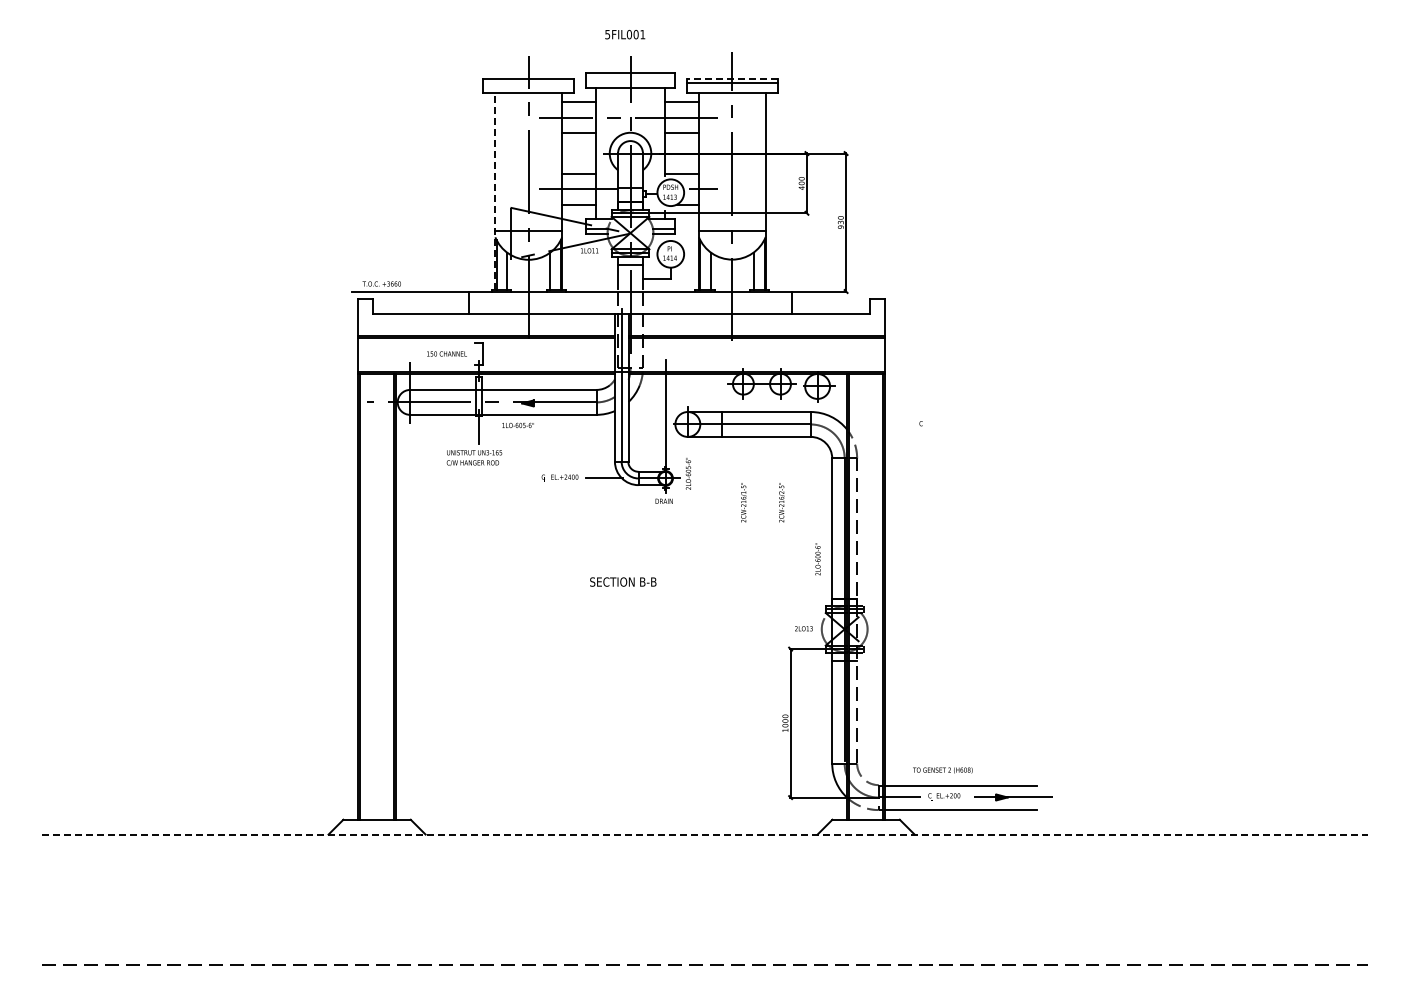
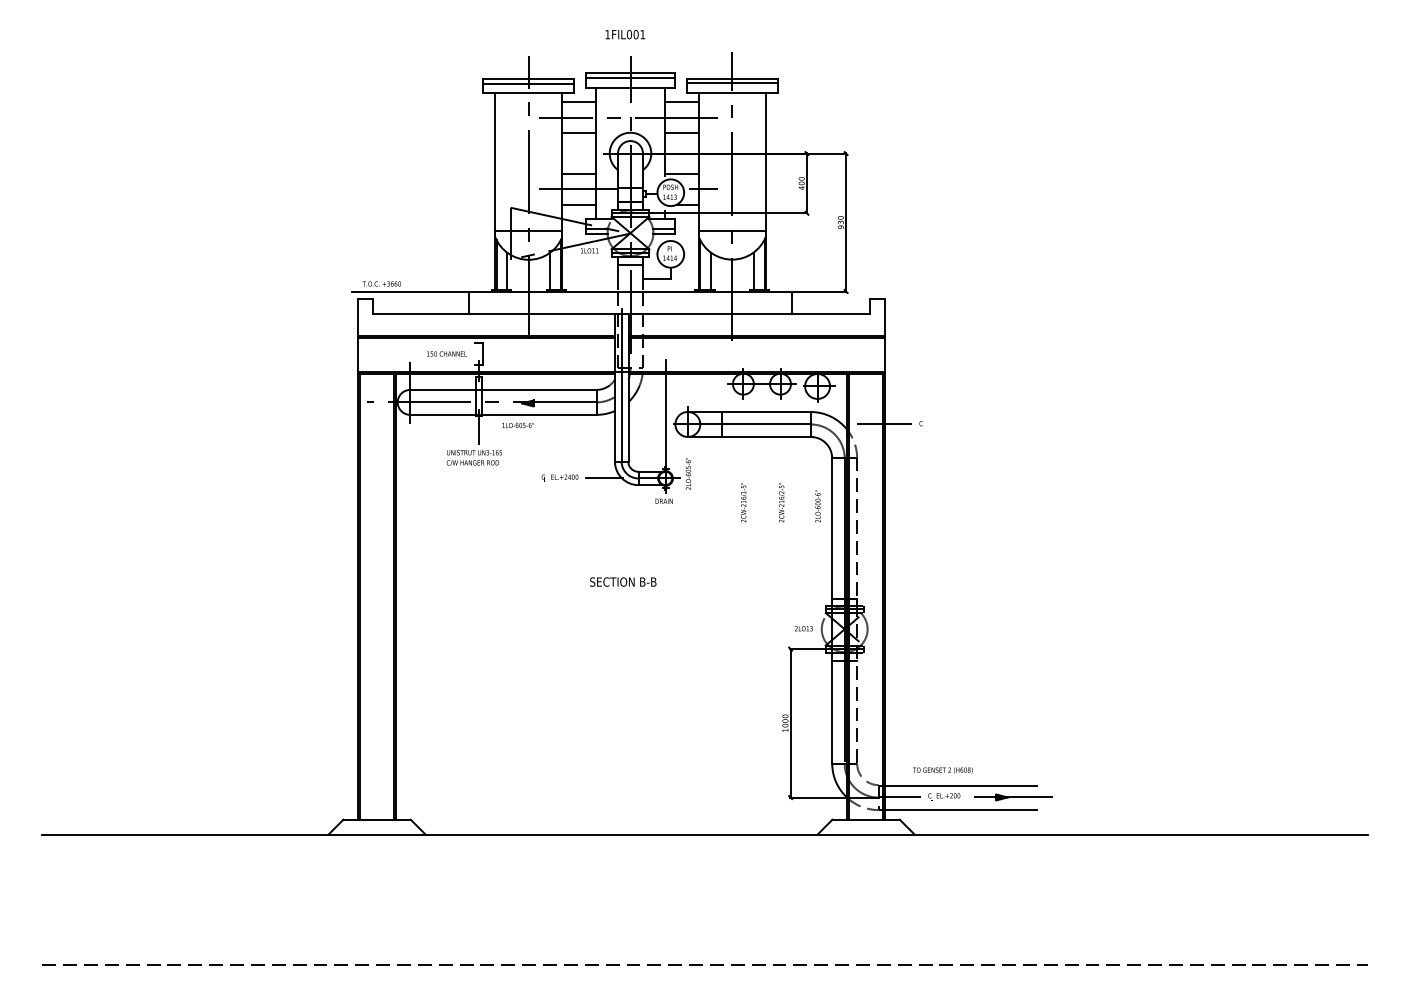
text: 5FIL001 -> 1FIL001 (607, 34)
line: none -> present (630, 78)
line: dashed -> solid (731, 78)
line: none -> present (528, 83)
line: dashed -> solid (495, 191)
line: none -> present (883, 424)
text position: (817, 559) -> (817, 506) (817, 506)
line: dashed -> solid (704, 834)
